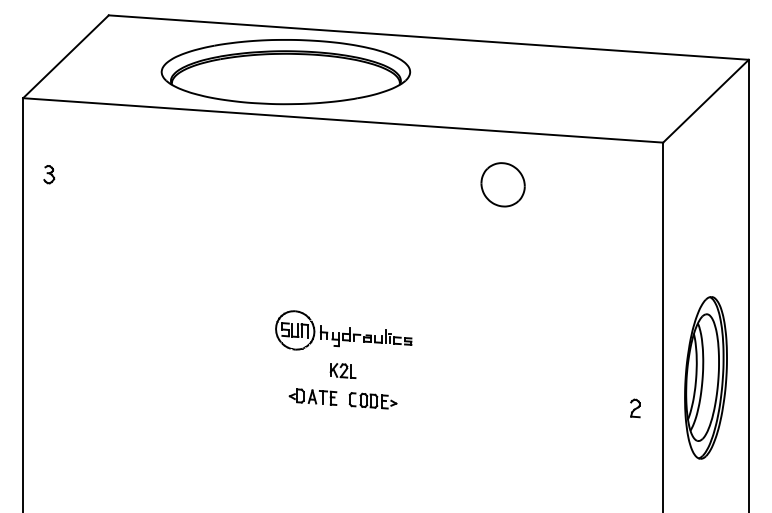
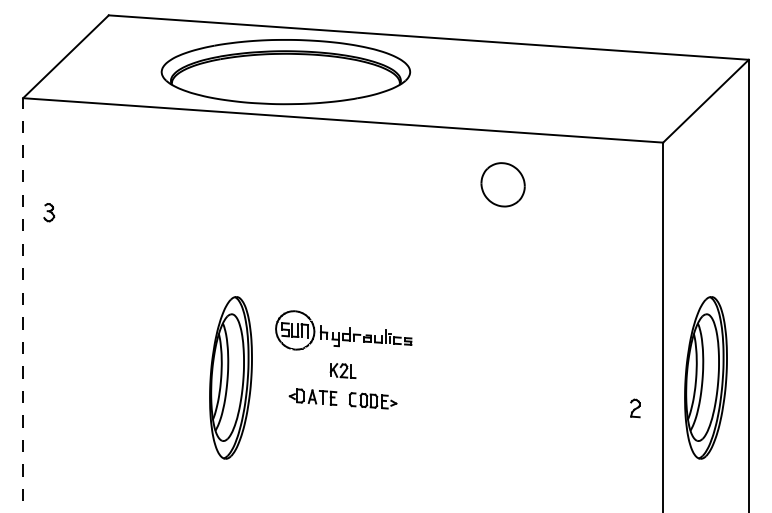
part position: (49, 174) -> (49, 212) (49, 212)
line: solid -> dashed (23, 305)
part: none -> present (230, 377)
